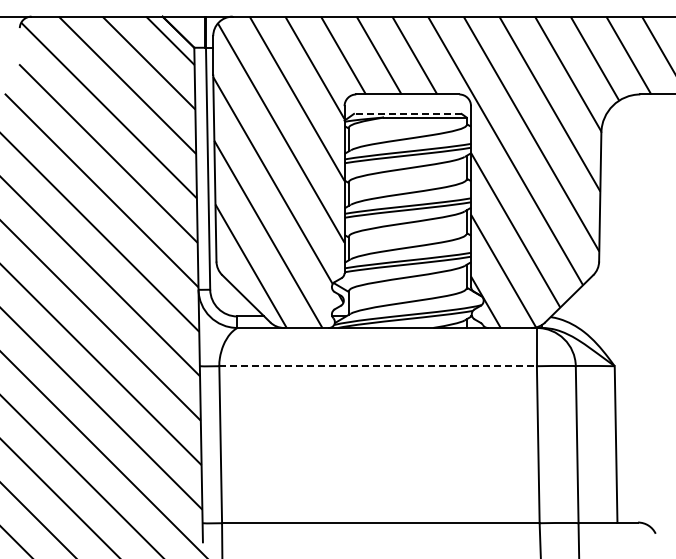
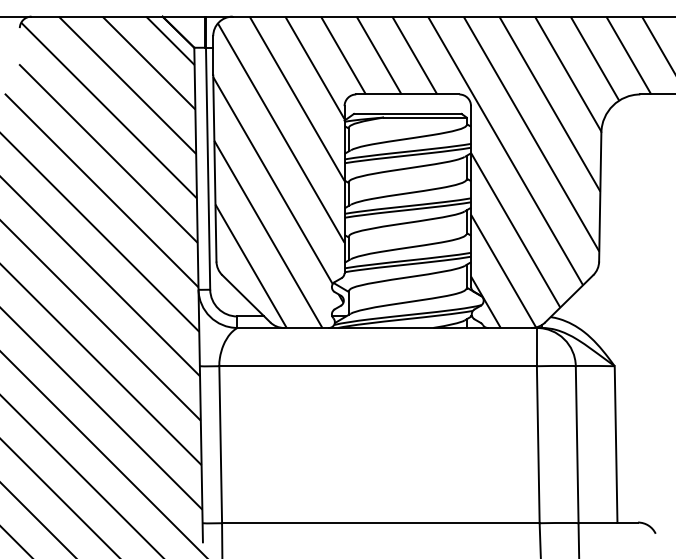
line: dashed -> solid (407, 113)
line: dashed -> solid (378, 366)
